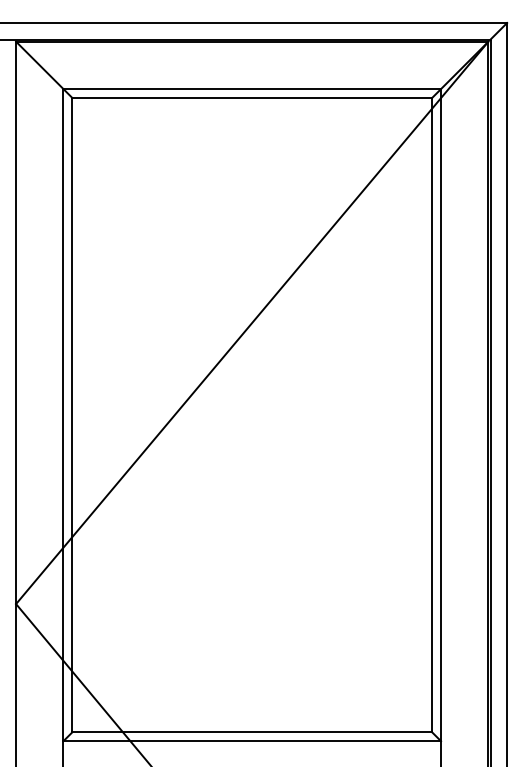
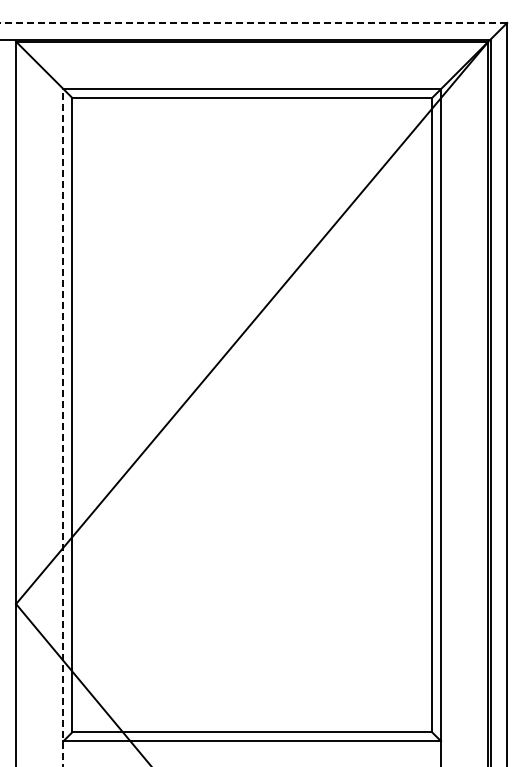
line: solid -> dashed (253, 23)
line: solid -> dashed (63, 427)
